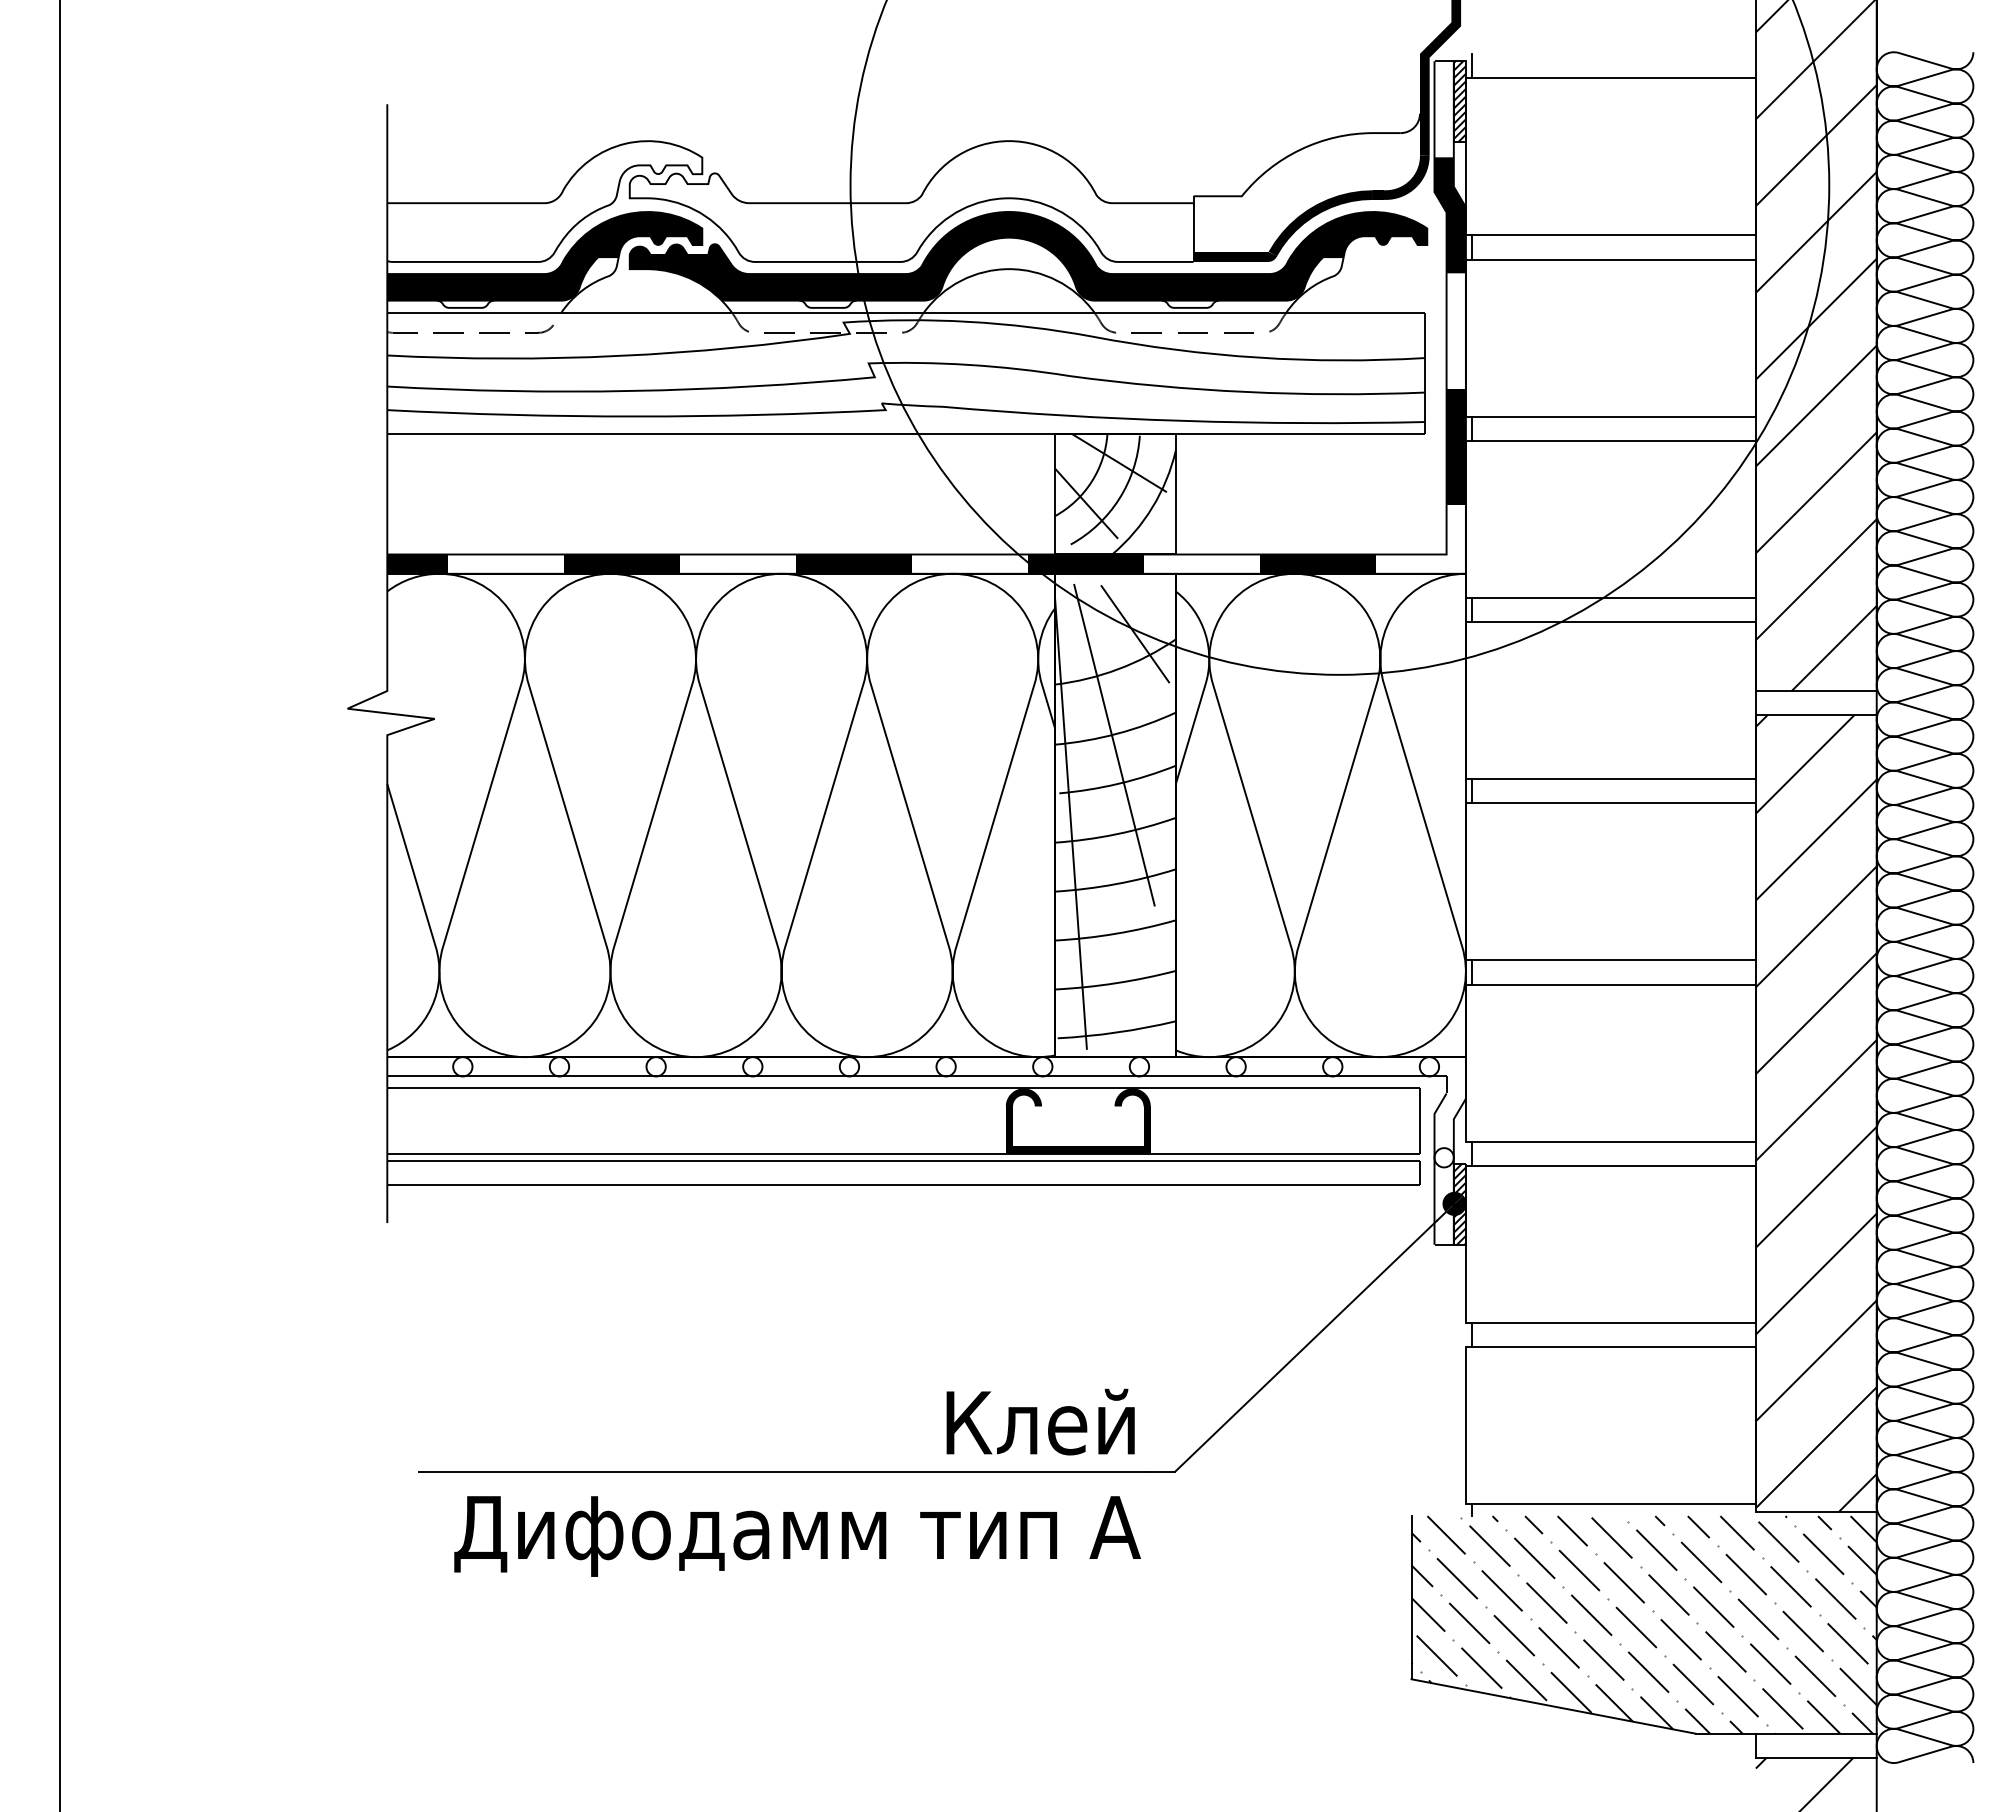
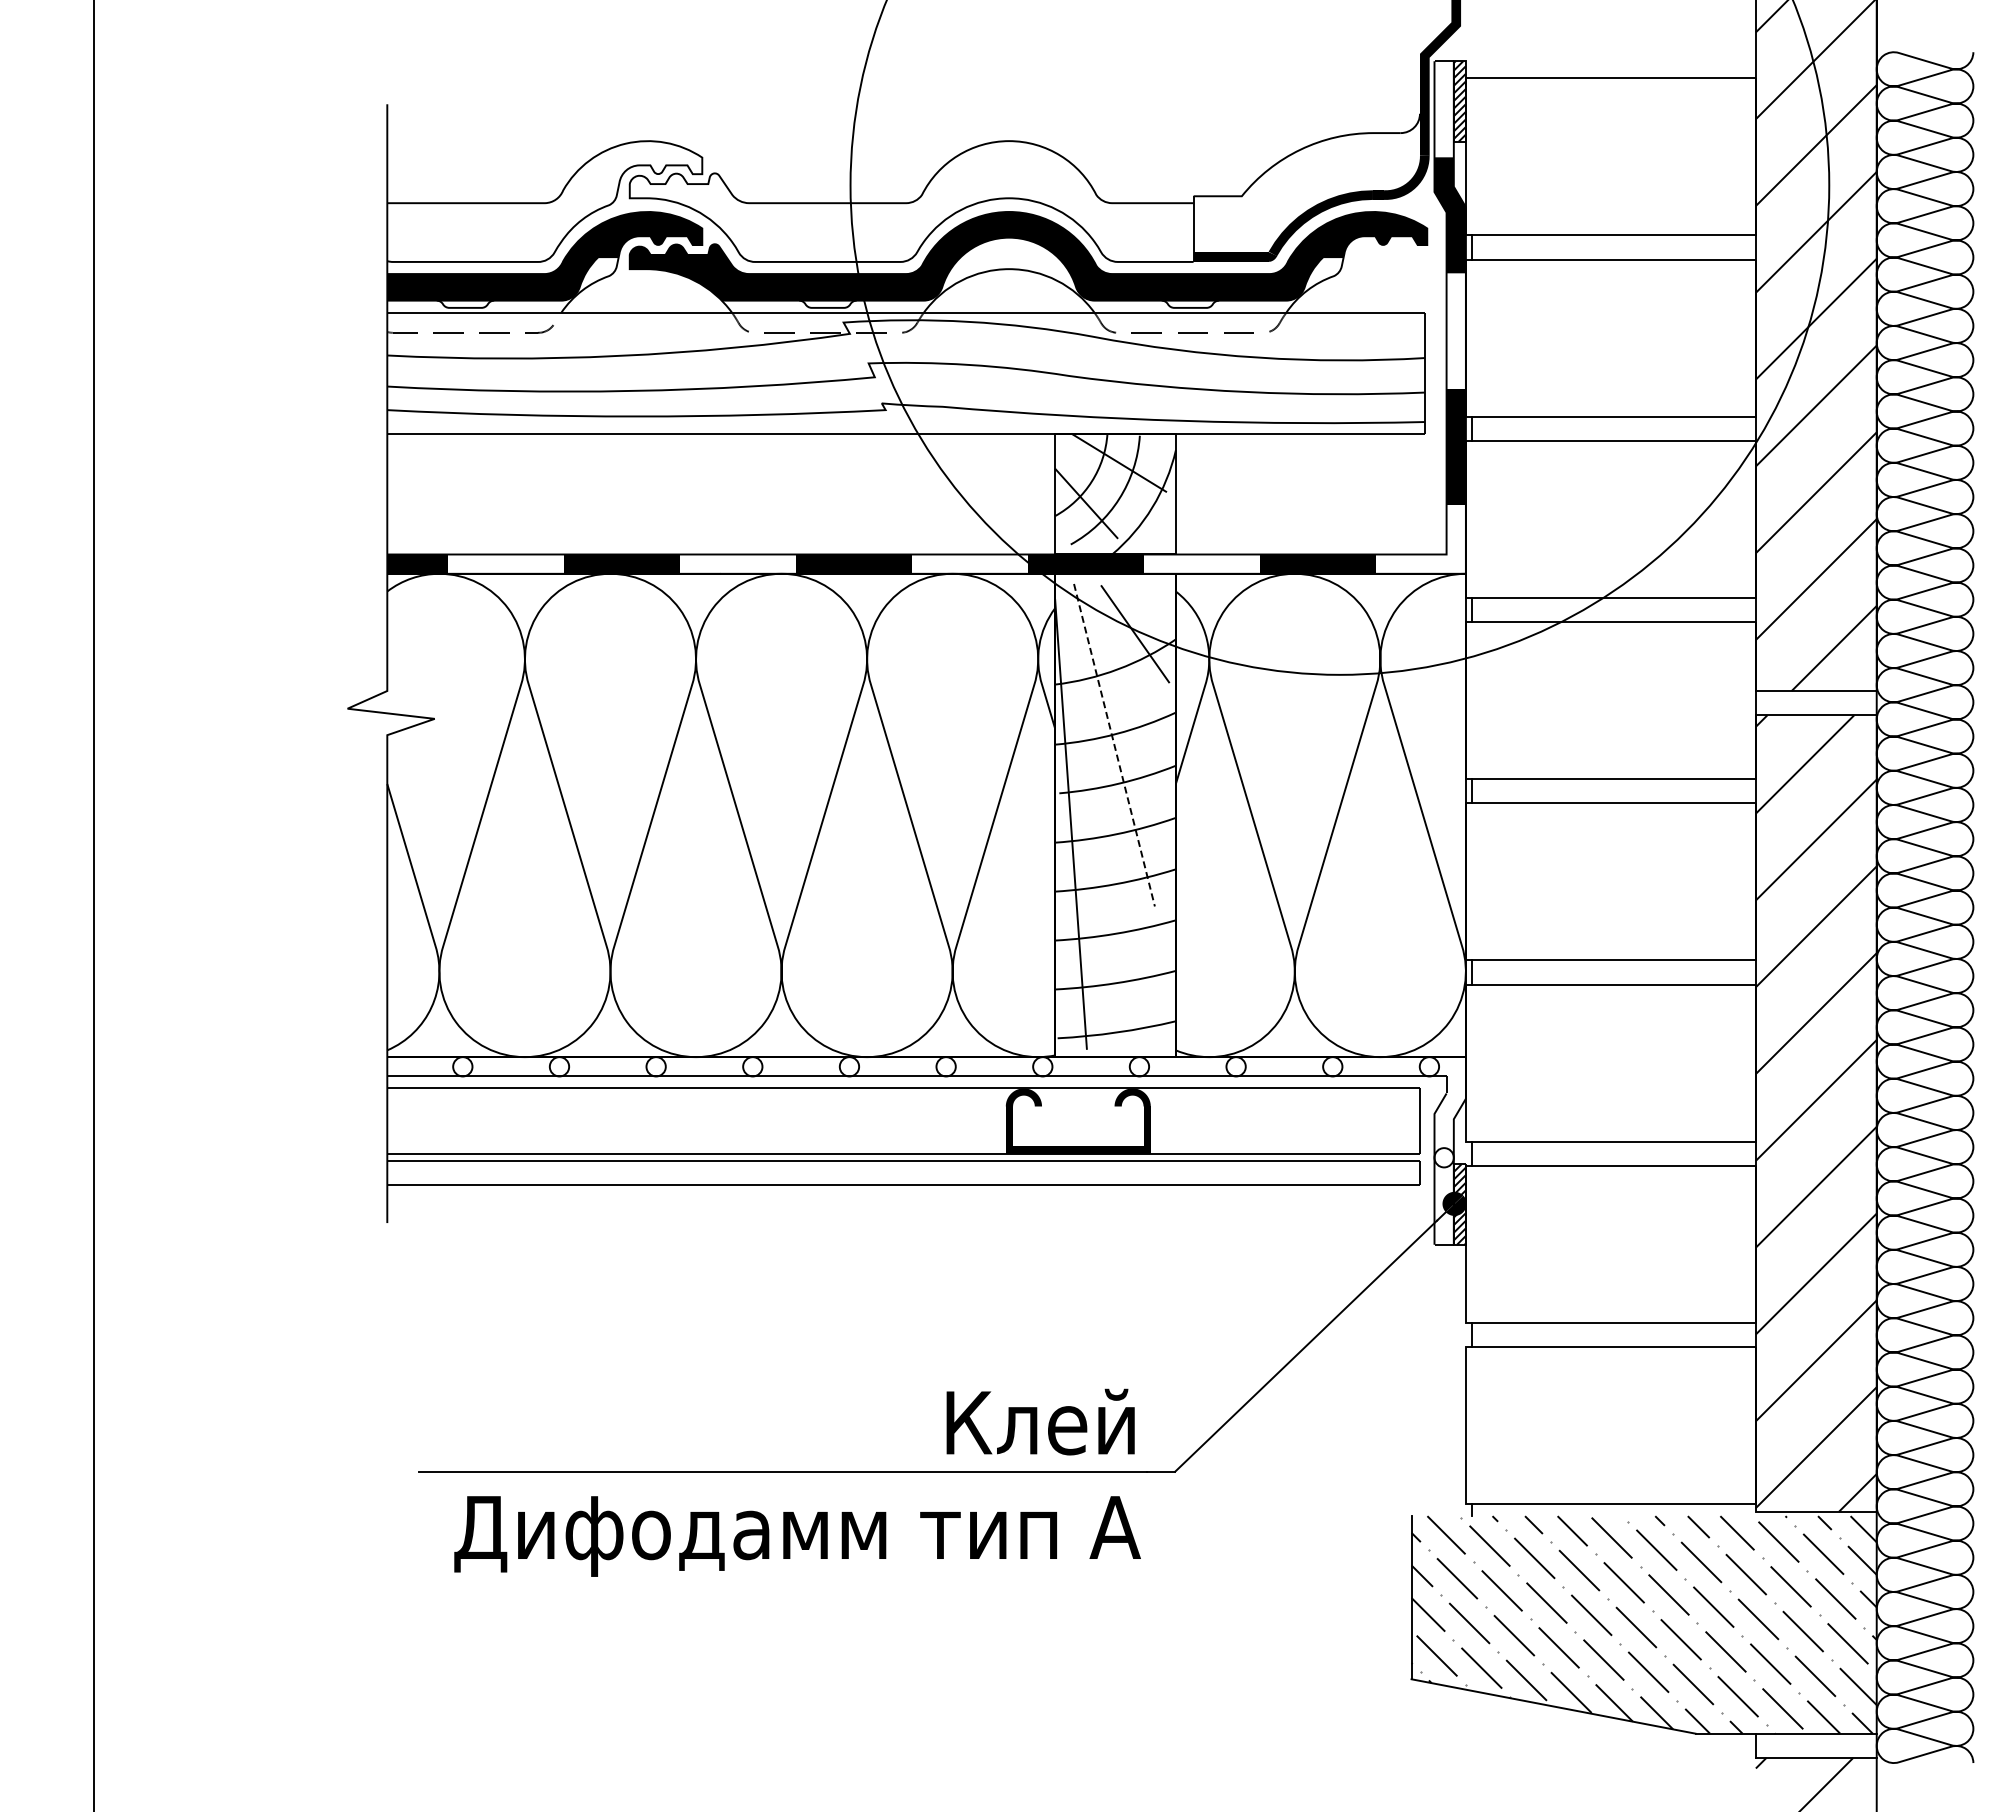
line: present -> none (1471, 66)
line: solid -> dashed (1114, 745)
line position: (60, 905) -> (94, 905) (94, 905)
